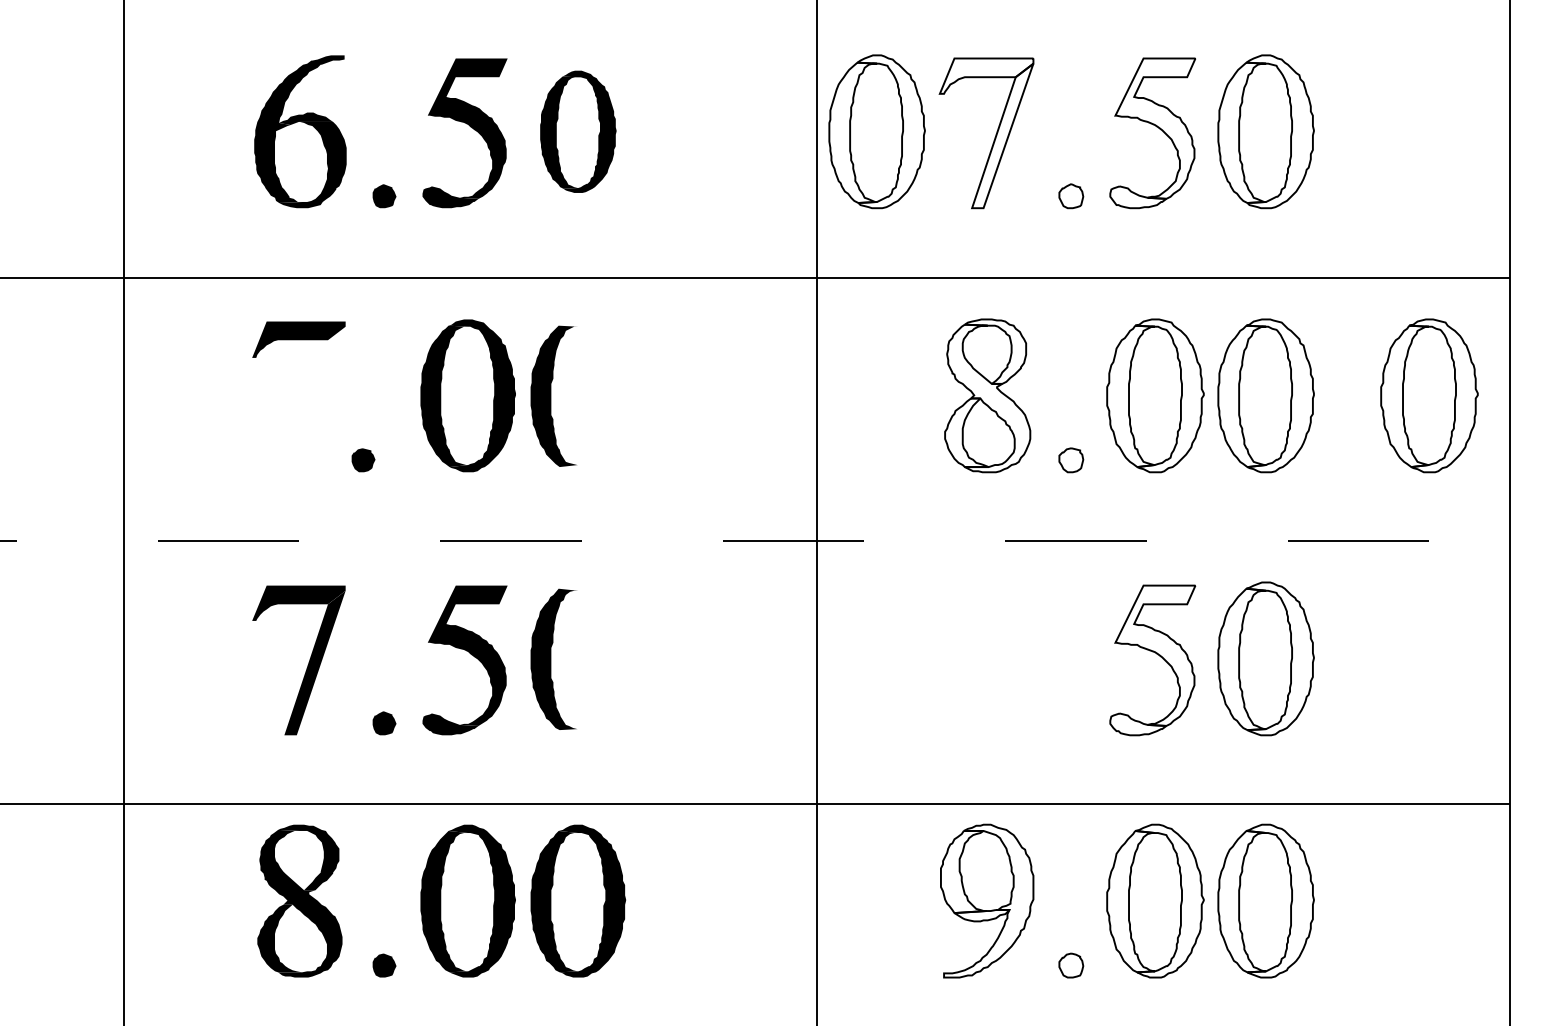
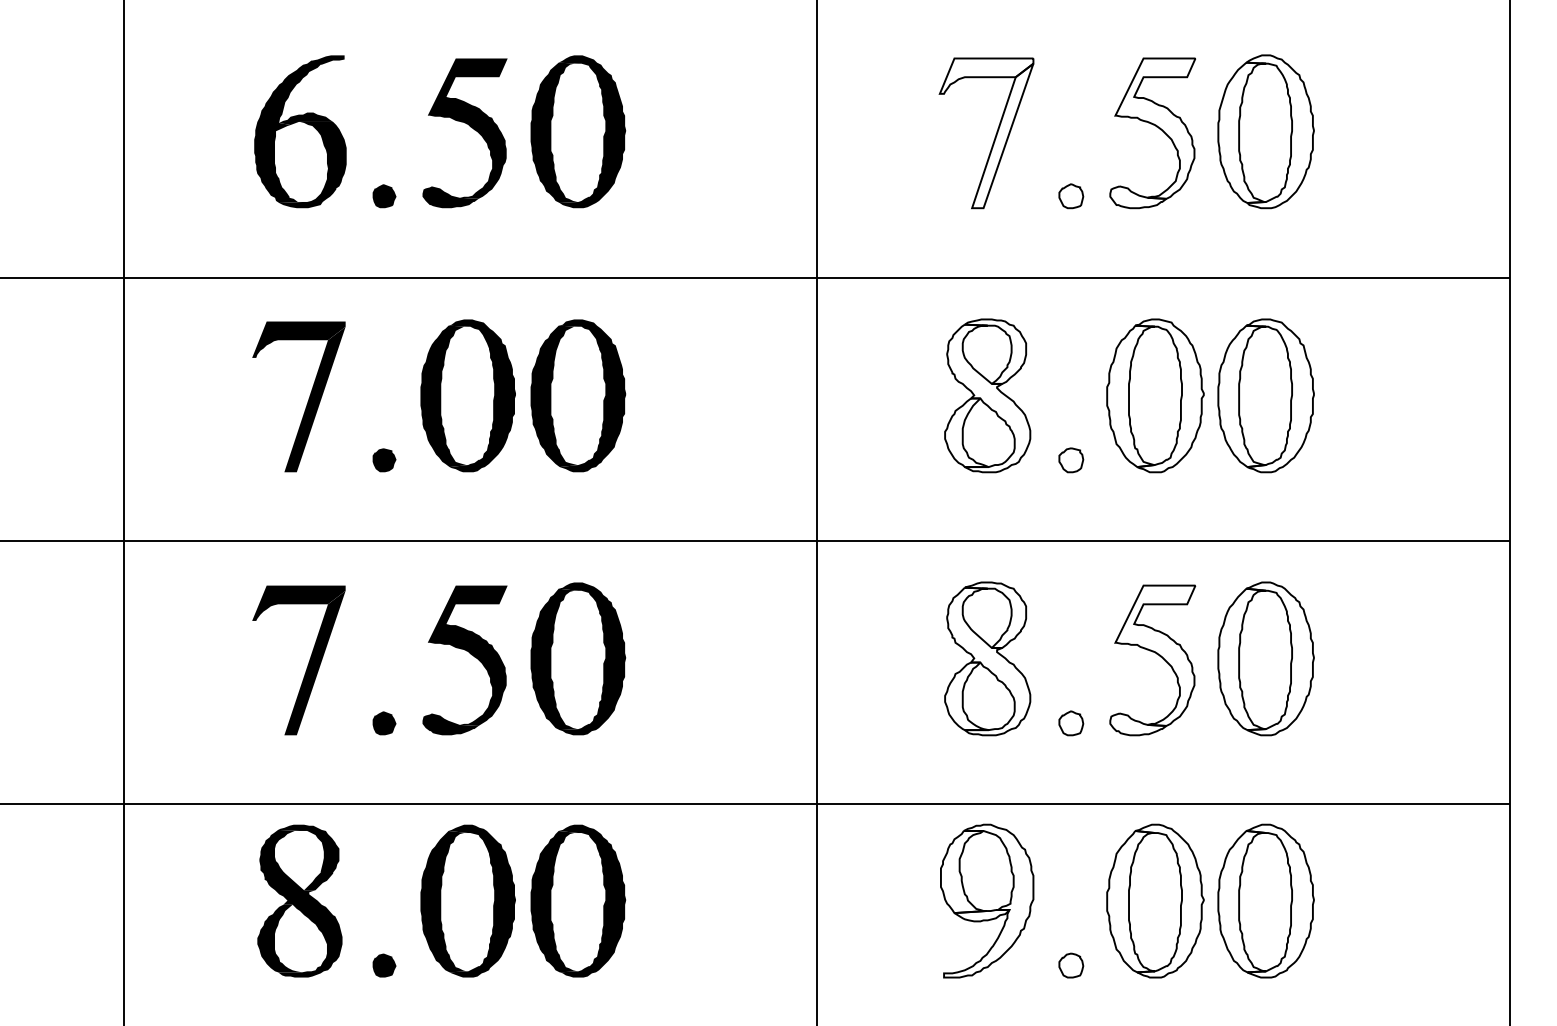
part size: 77x123 px -> 97x154 px (578, 131)
part: present -> none (876, 131)
fill: none -> present (592, 395)
part: present -> none (1429, 395)
fill: none -> present (314, 399)
part position: (363, 460) -> (384, 460) (384, 460)
line: dashed -> solid (755, 540)
fill: none -> present (592, 658)
part: none -> present (987, 658)
part: none -> present (1071, 723)
